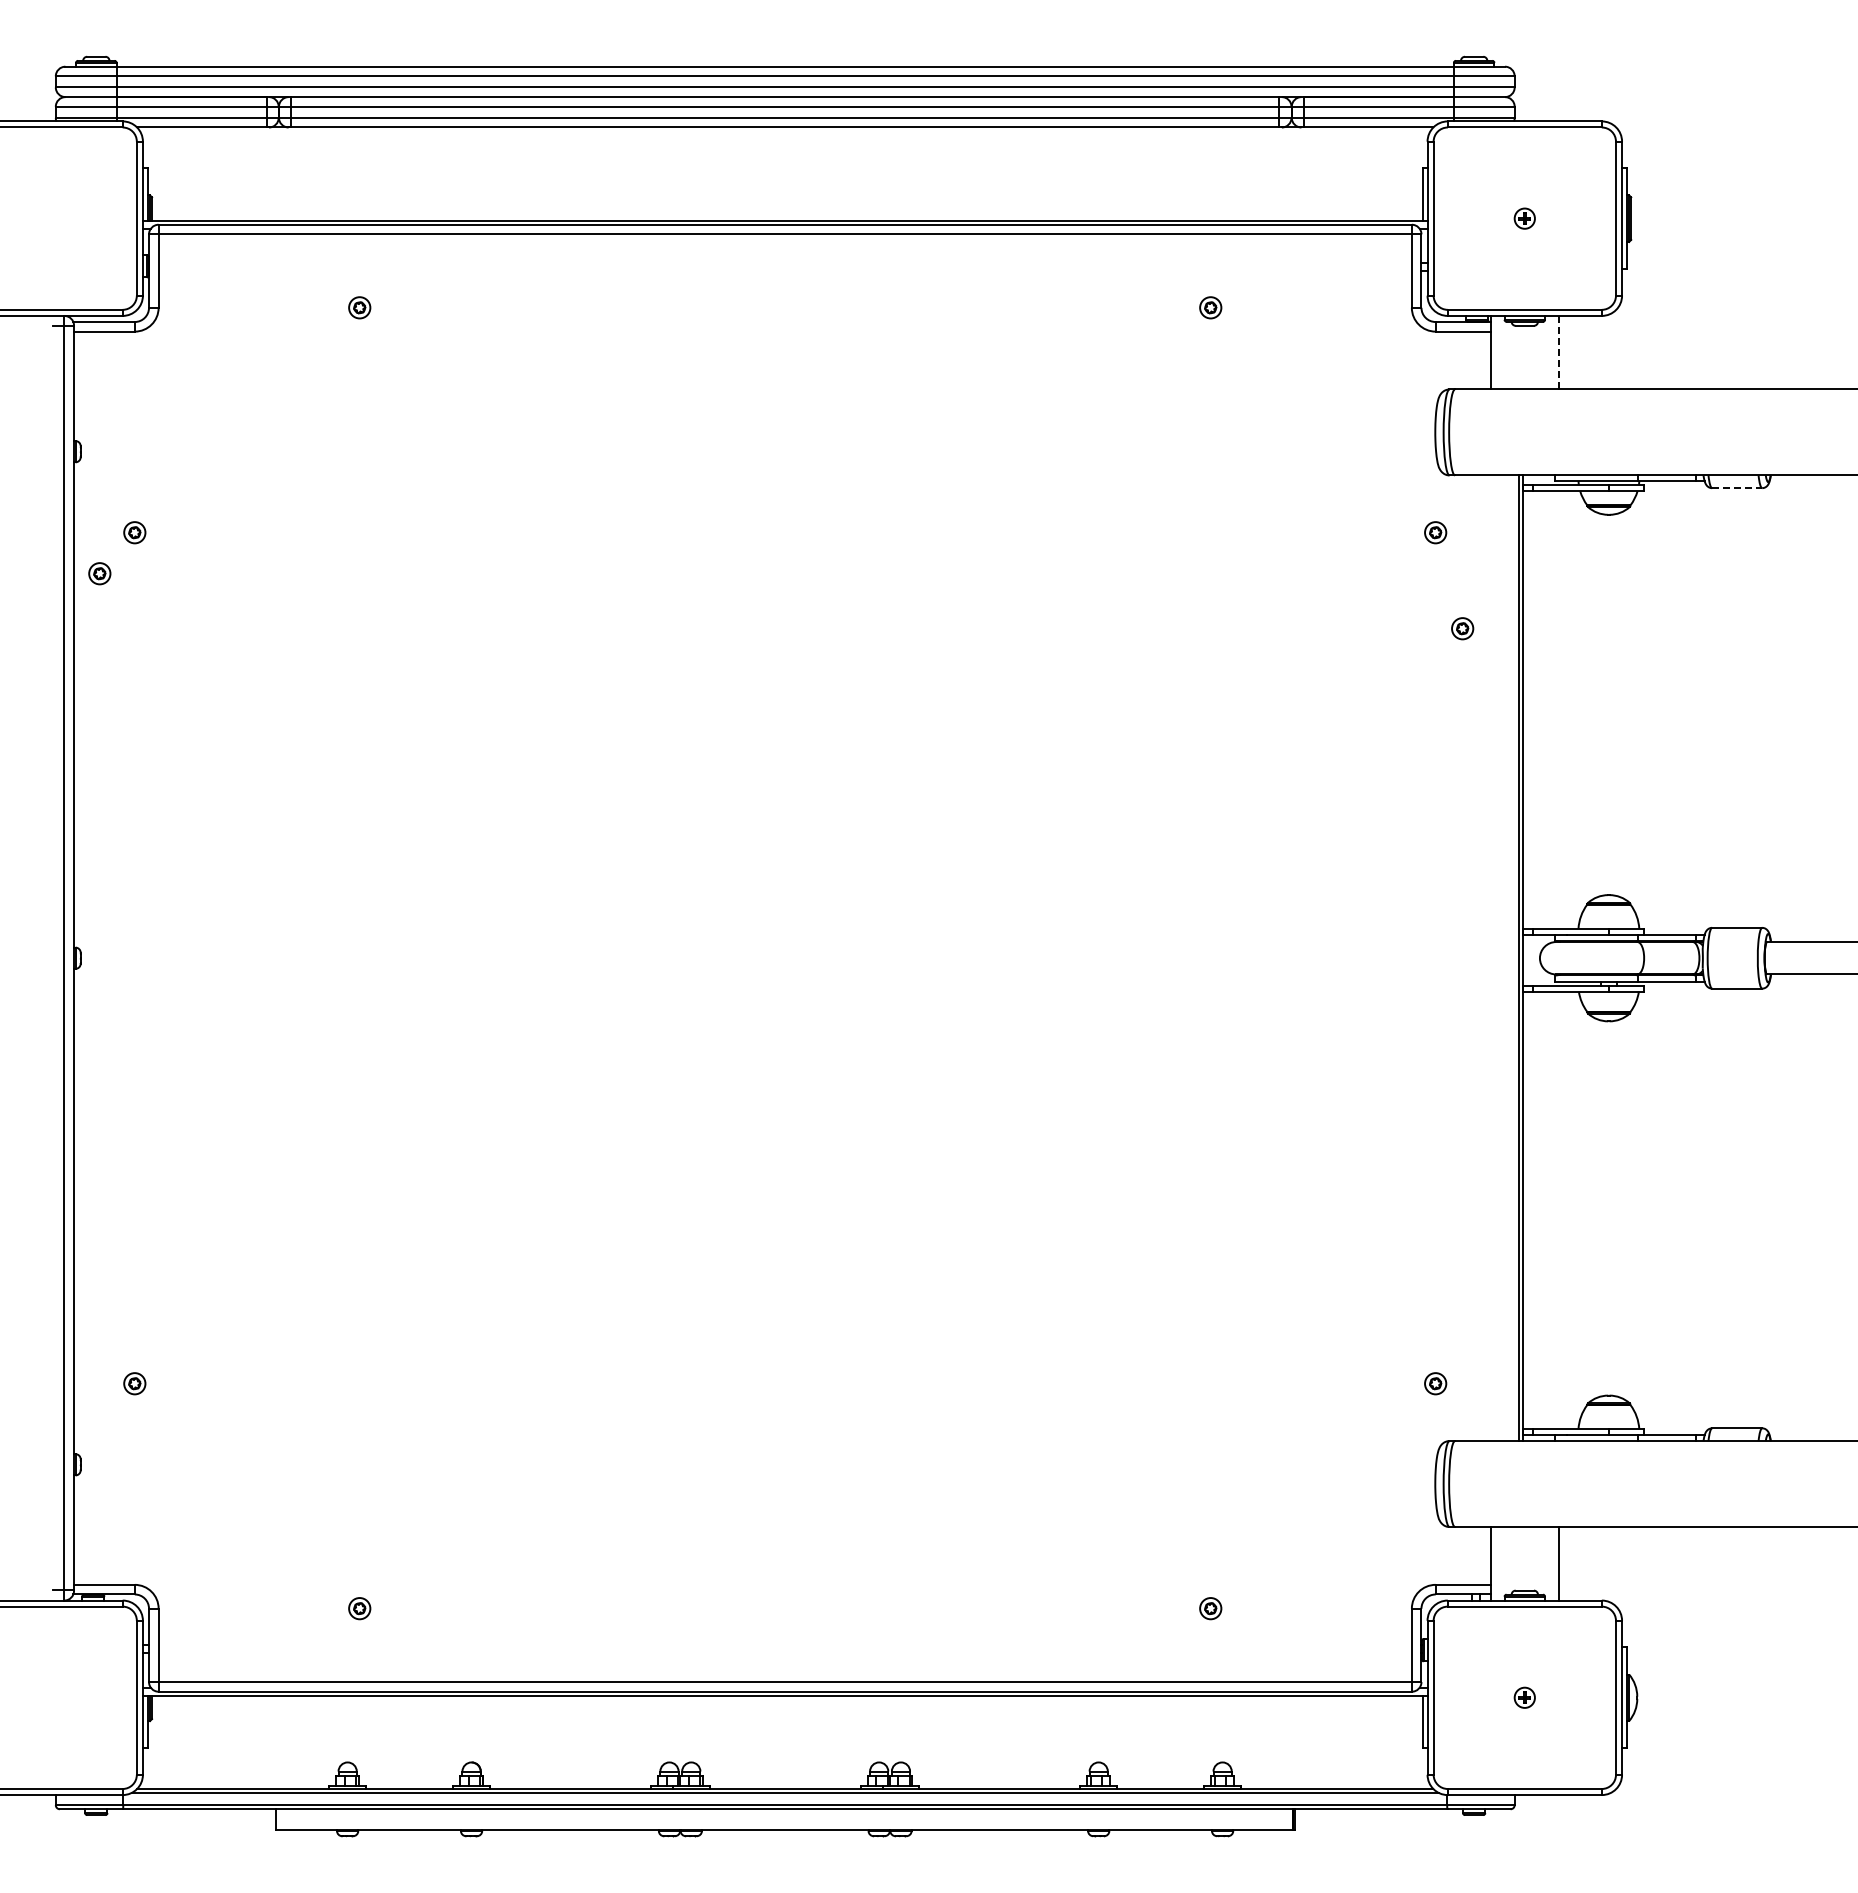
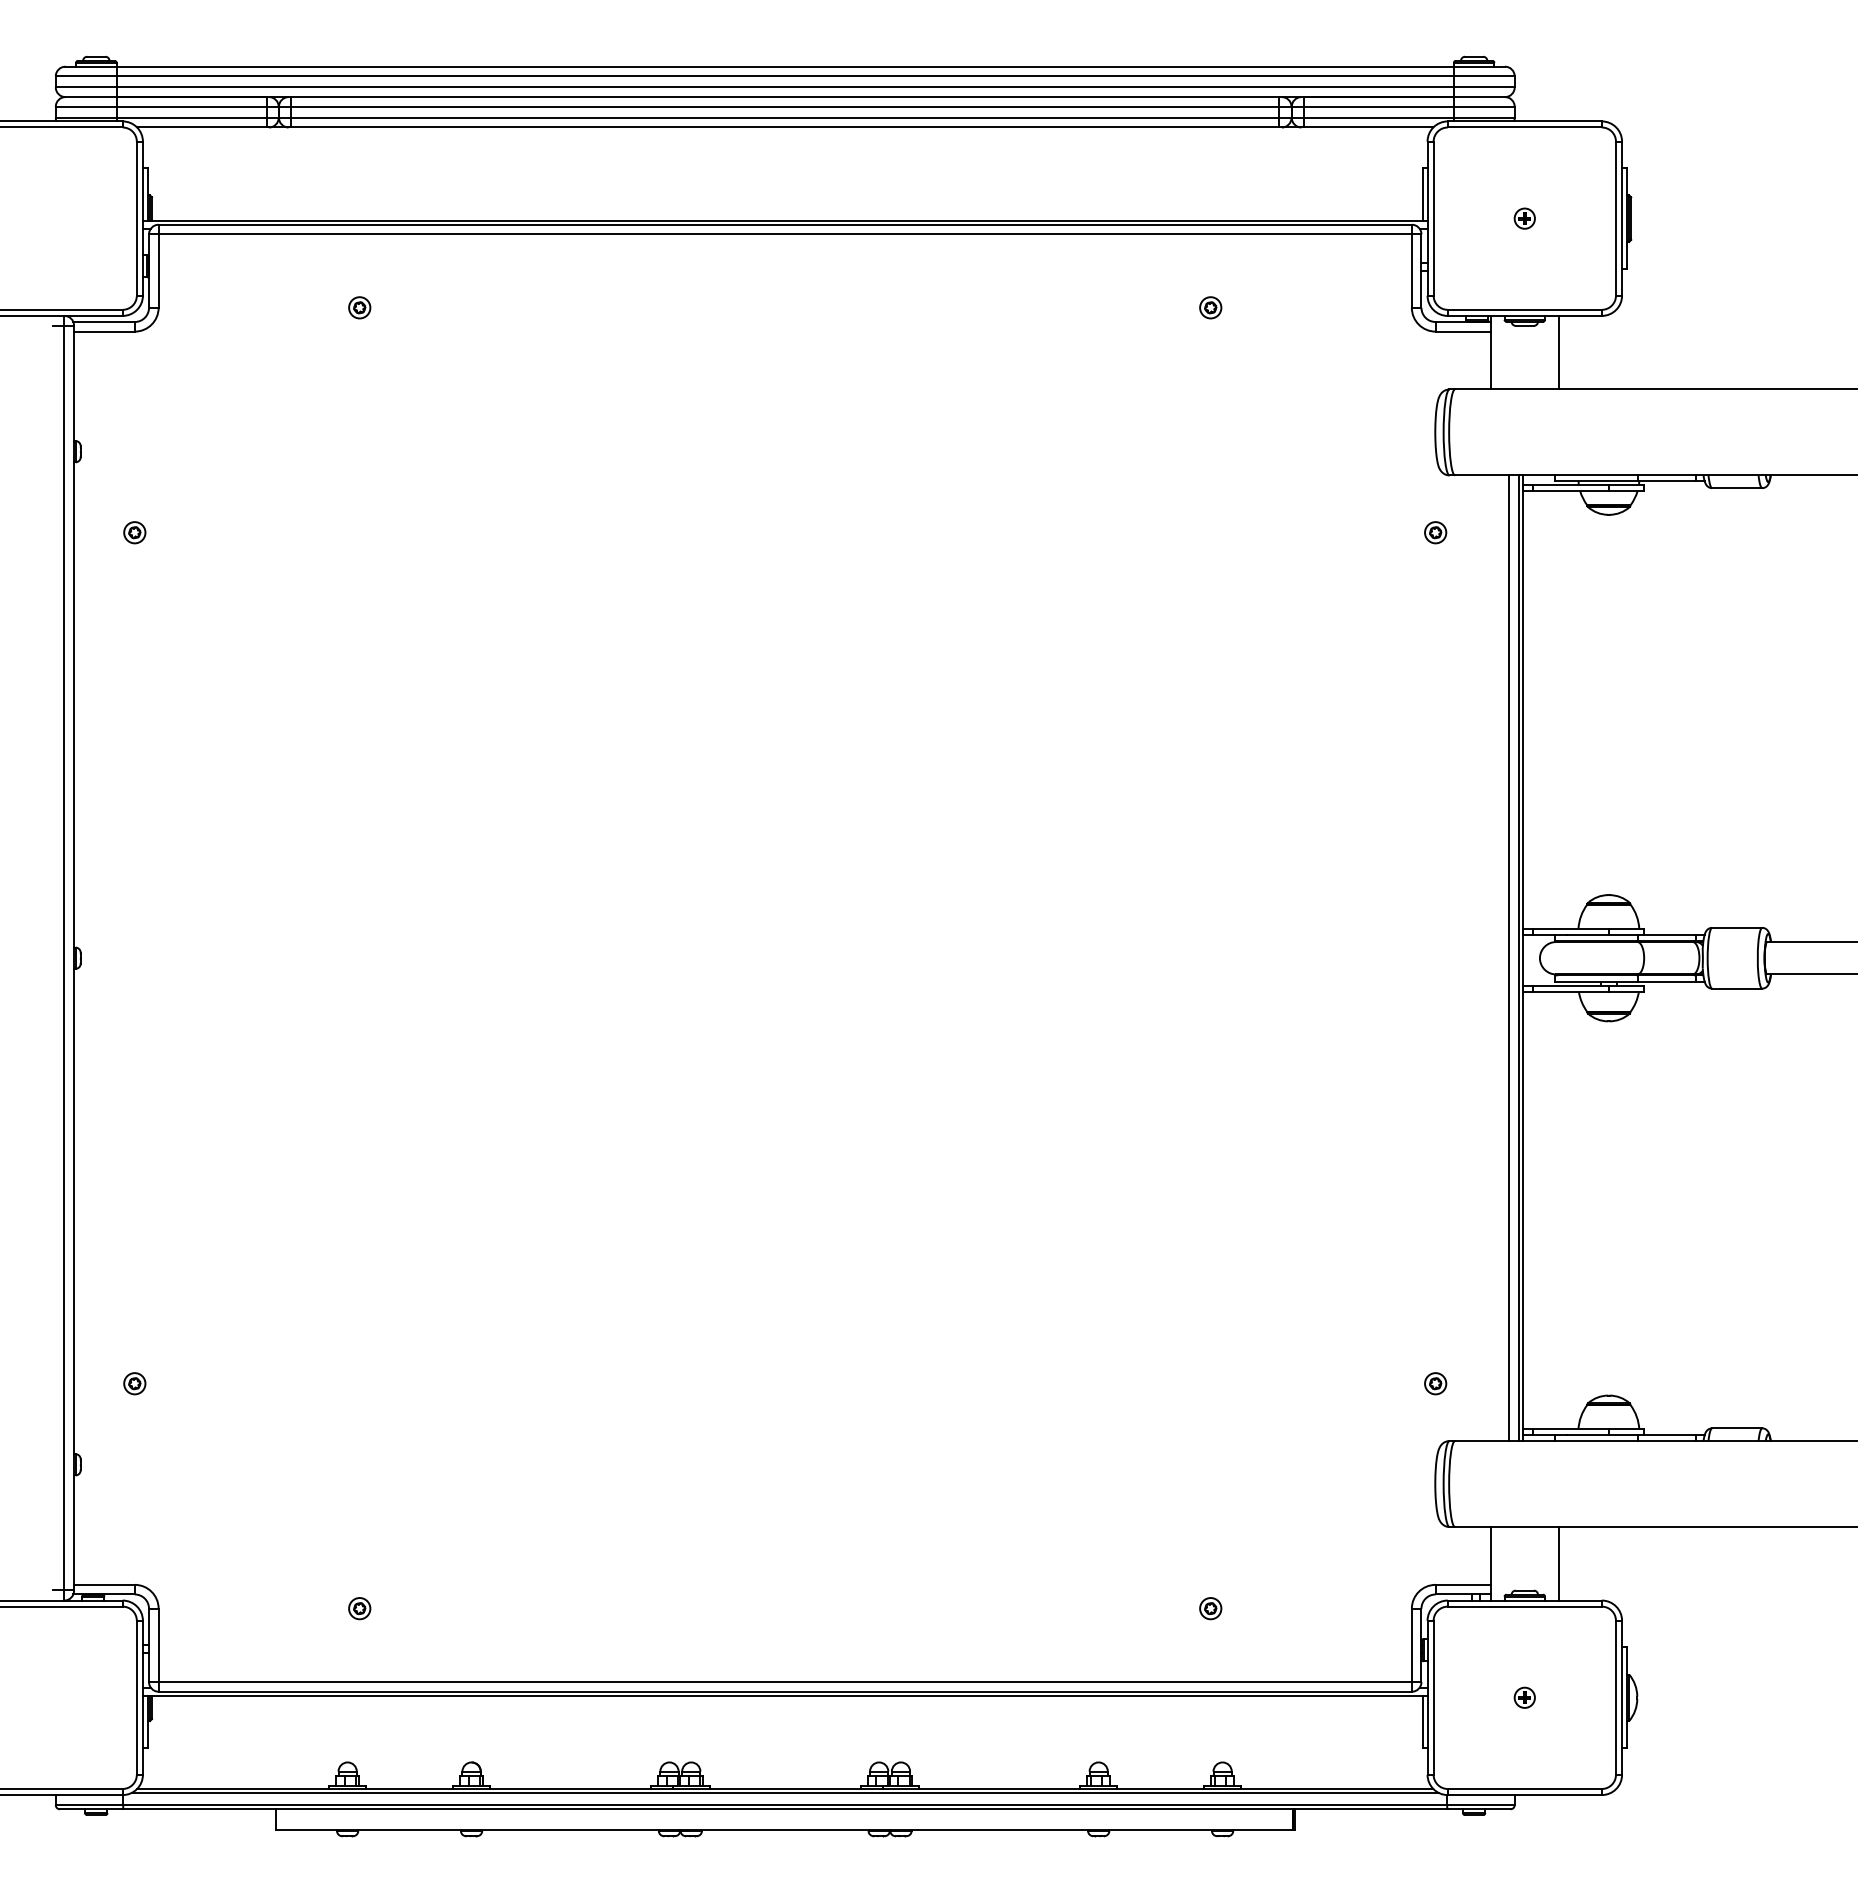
line: dashed -> solid (1558, 352)
line: dashed -> solid (1737, 488)
part: present -> none (99, 573)
part: present -> none (1462, 628)
line: none -> present (1509, 958)
